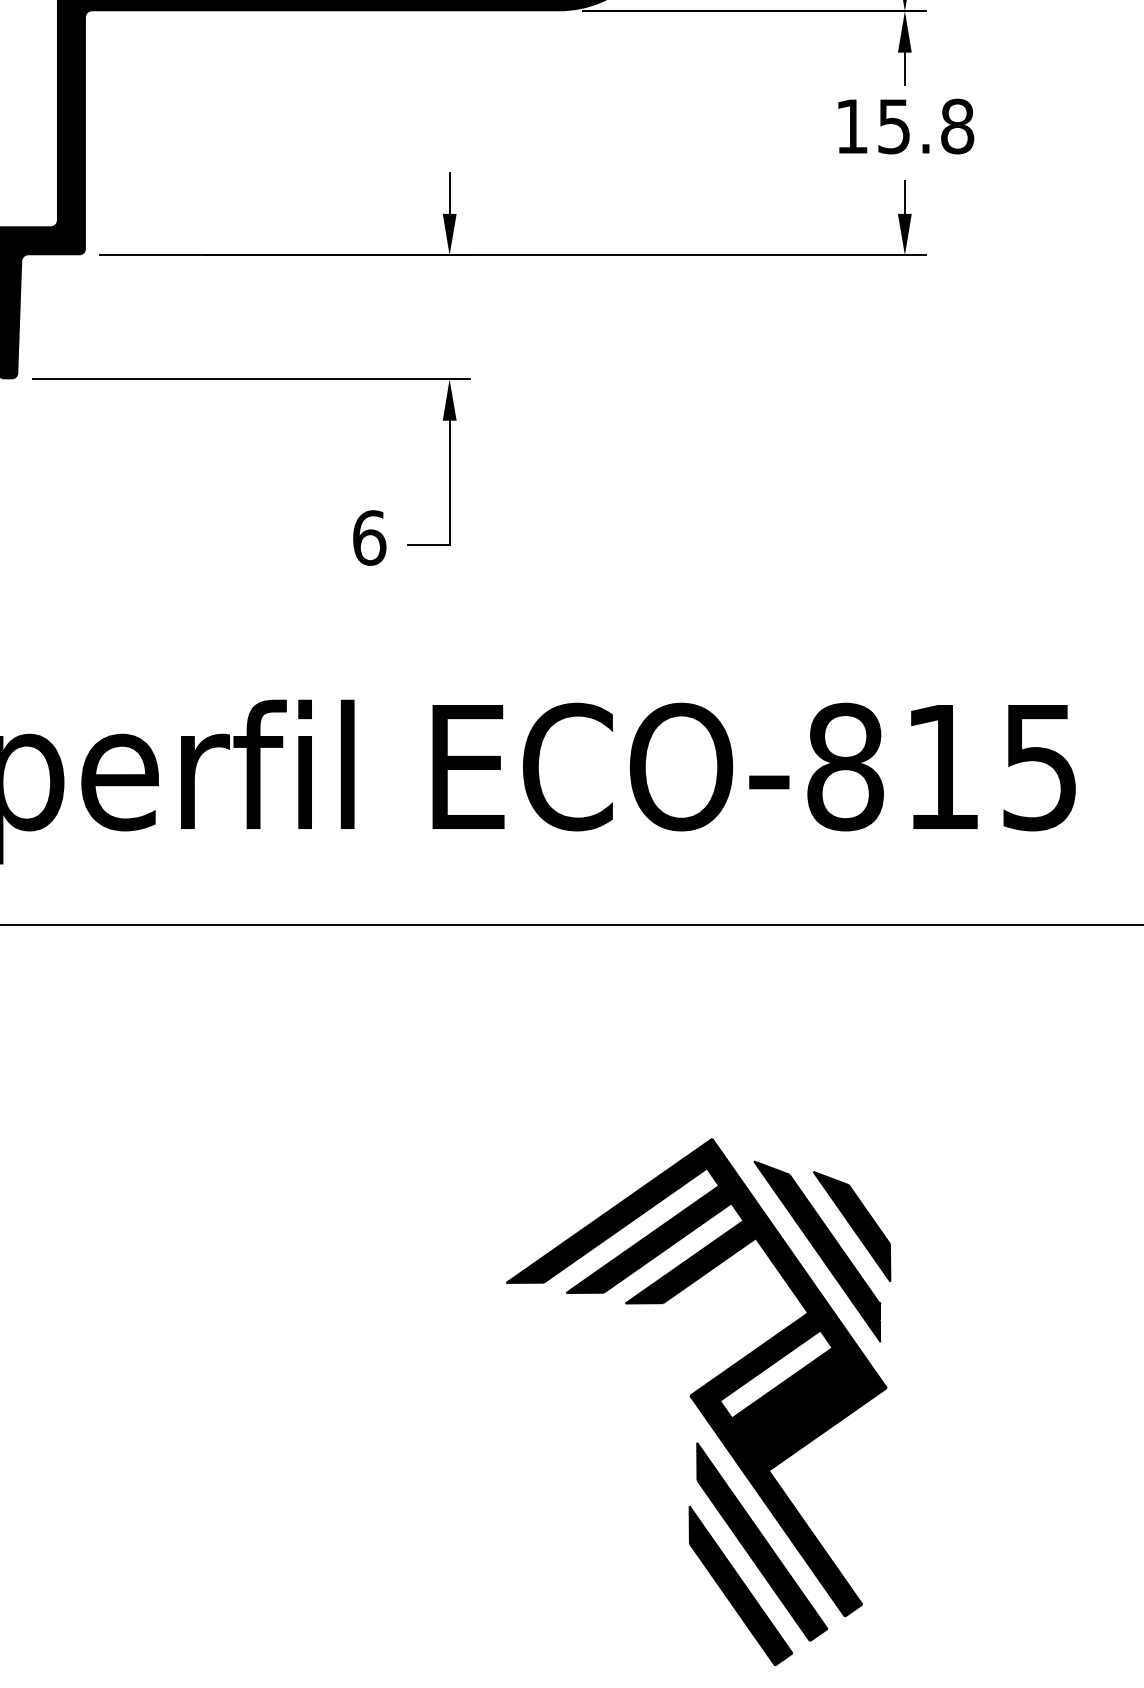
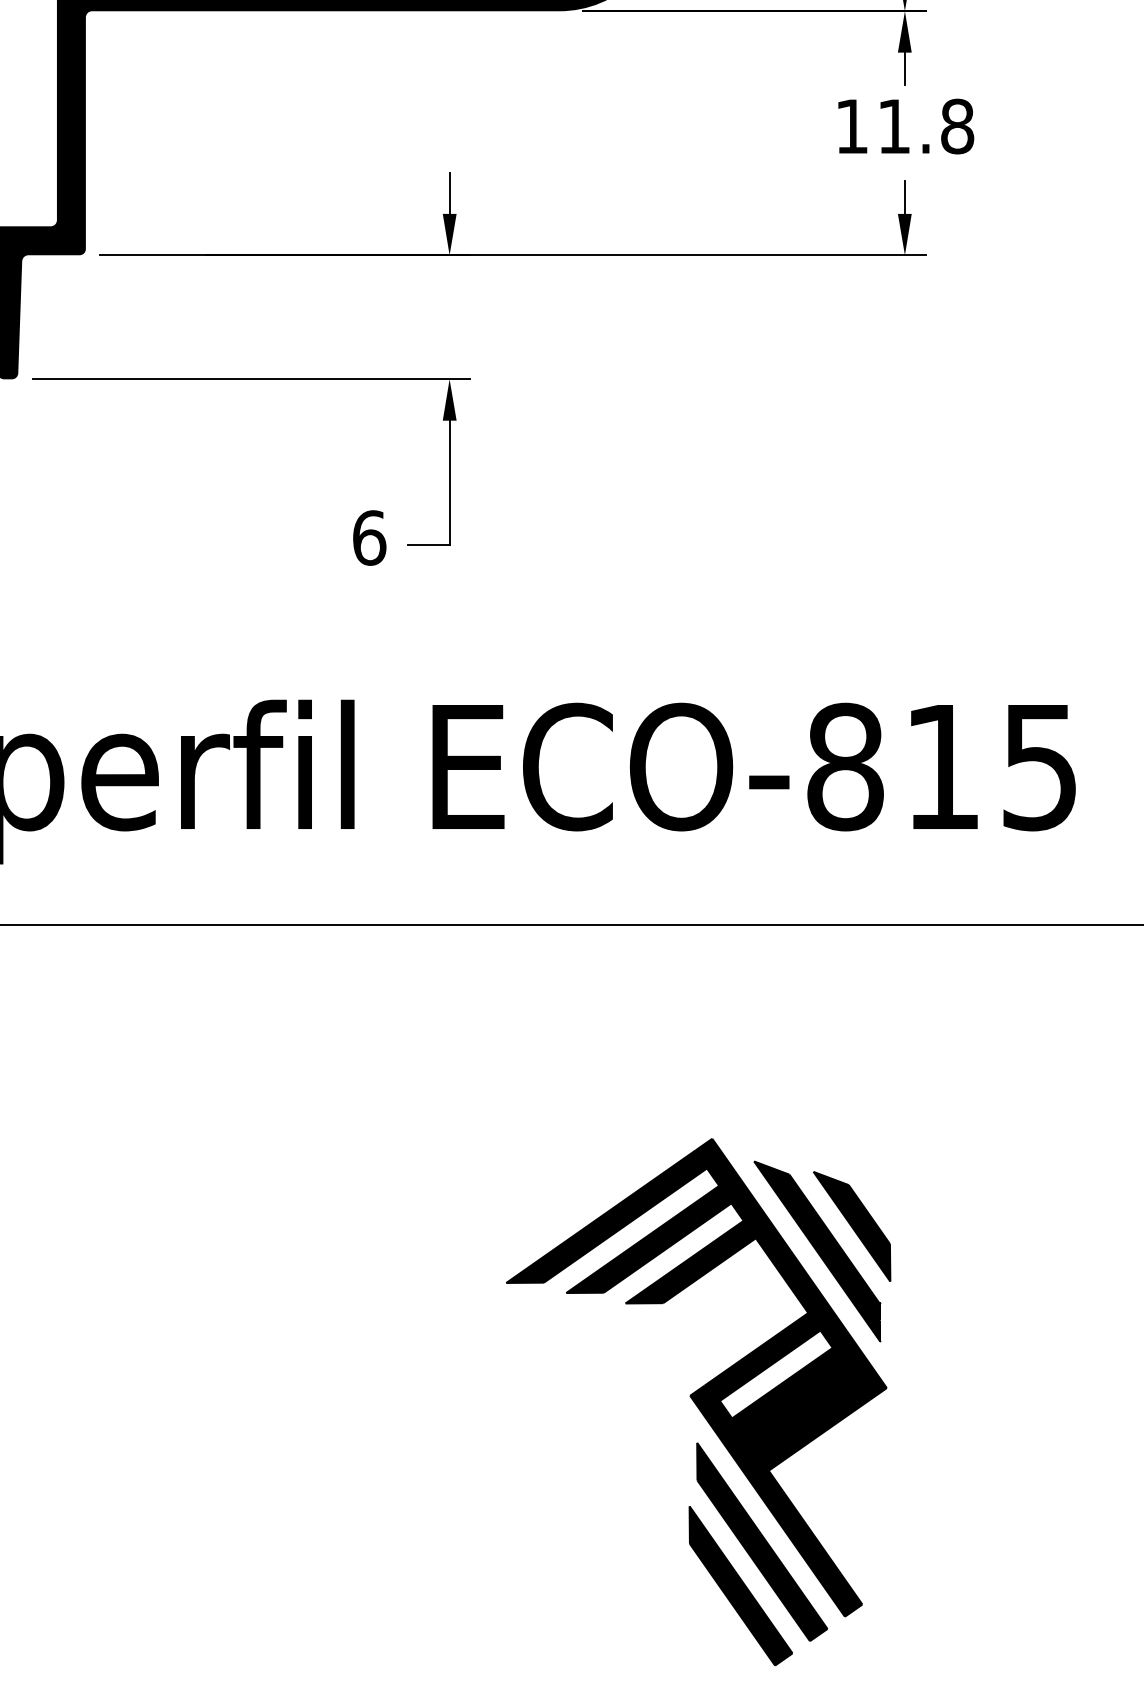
text: 15.8 -> 11.8 (893, 126)
